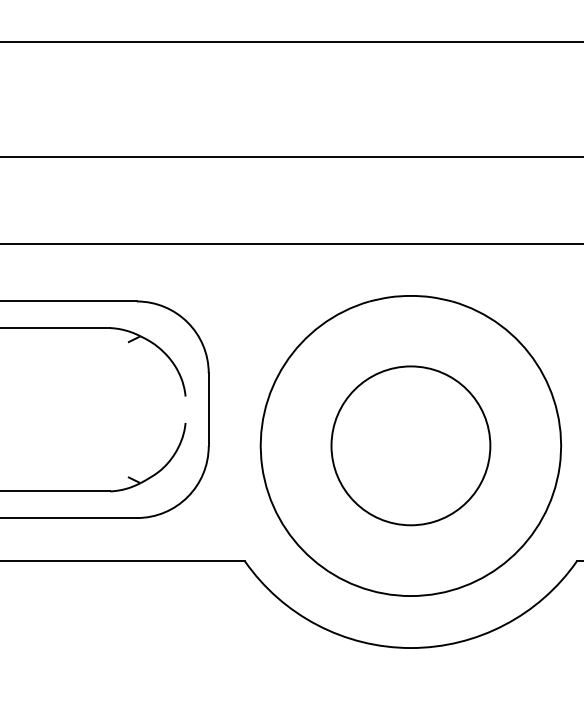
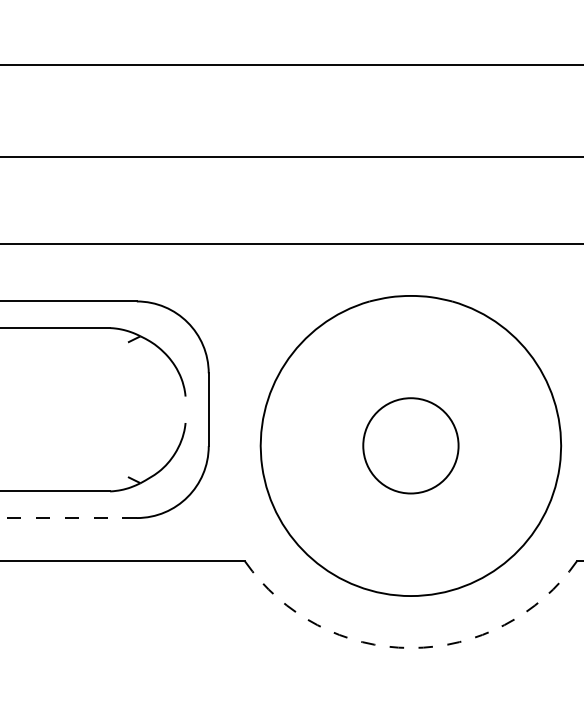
line position: (291, 41) -> (291, 64) (291, 64)
circle diameter: 159 px -> 95 px (410, 445)
line: solid -> dashed (68, 518)
arc: solid -> dashed (410, 648)
